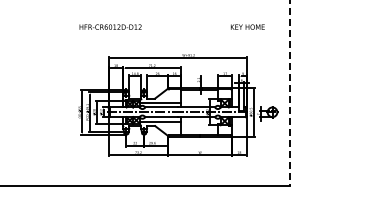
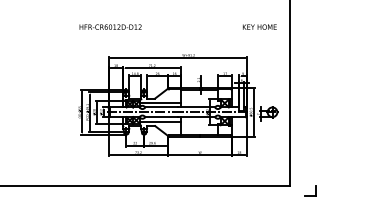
text position: (247, 26) -> (259, 26) (259, 26)
line: dashed -> solid (289, 93)
part: none -> present (310, 190)
